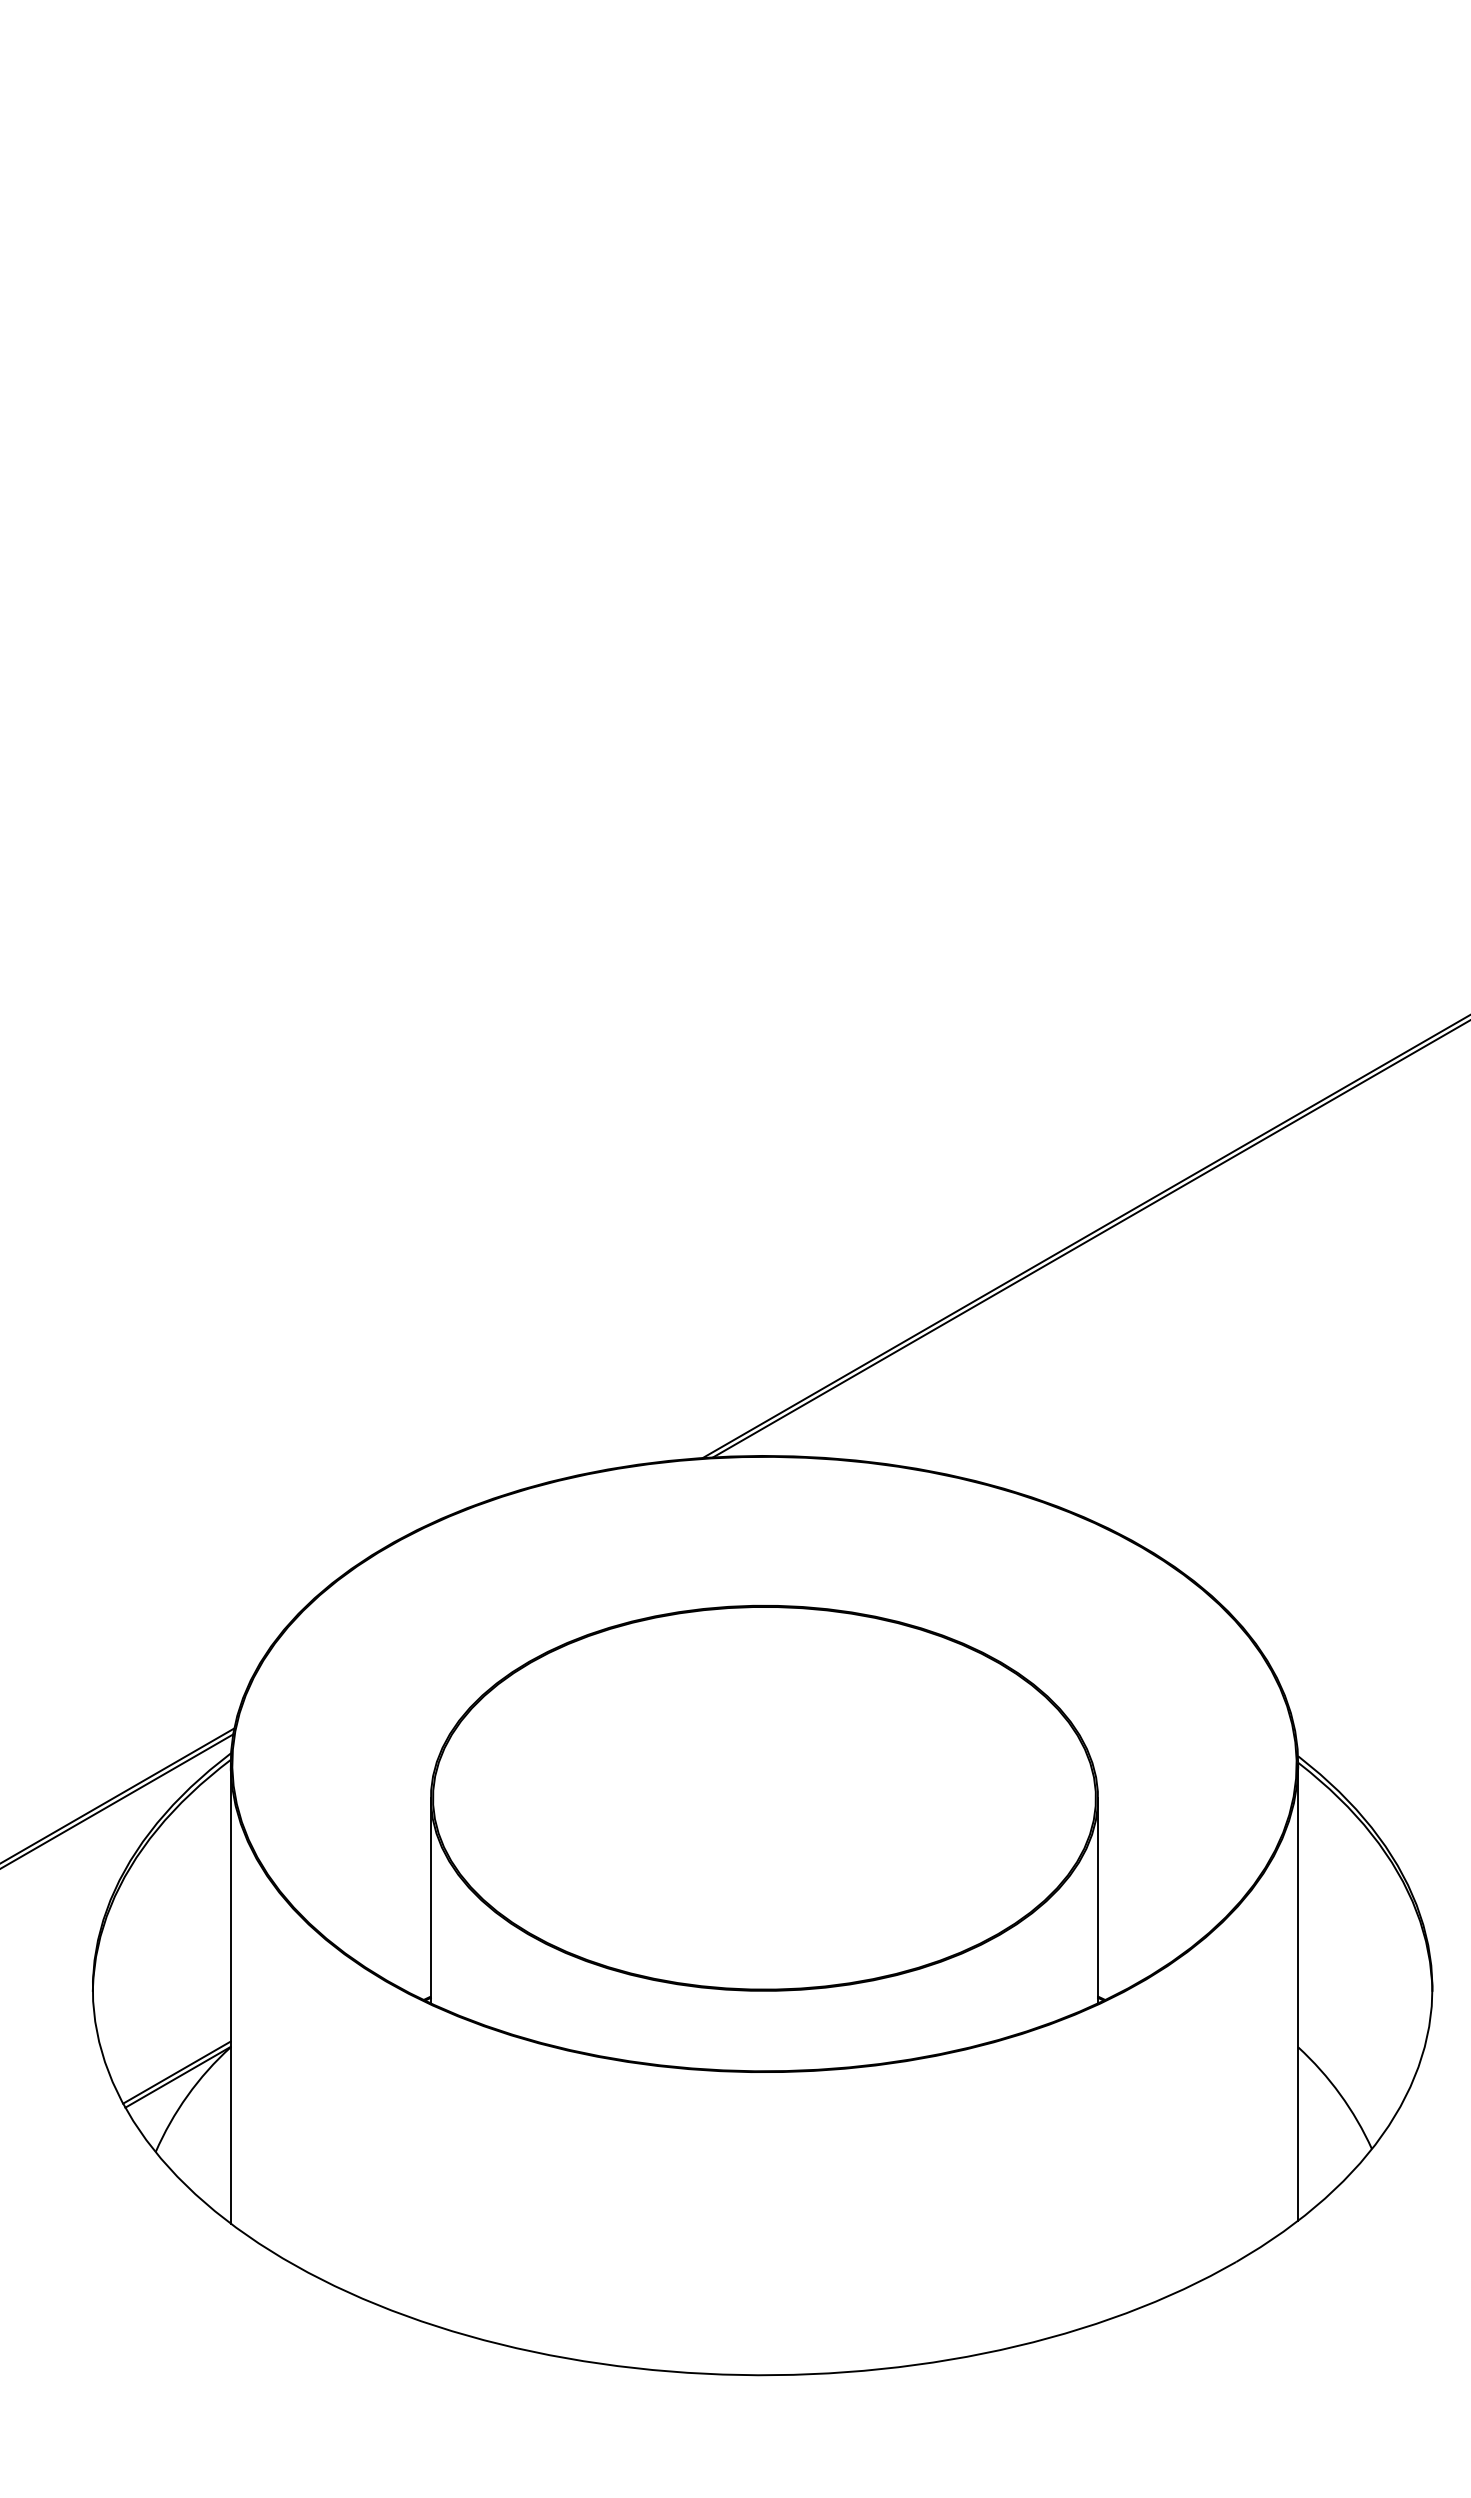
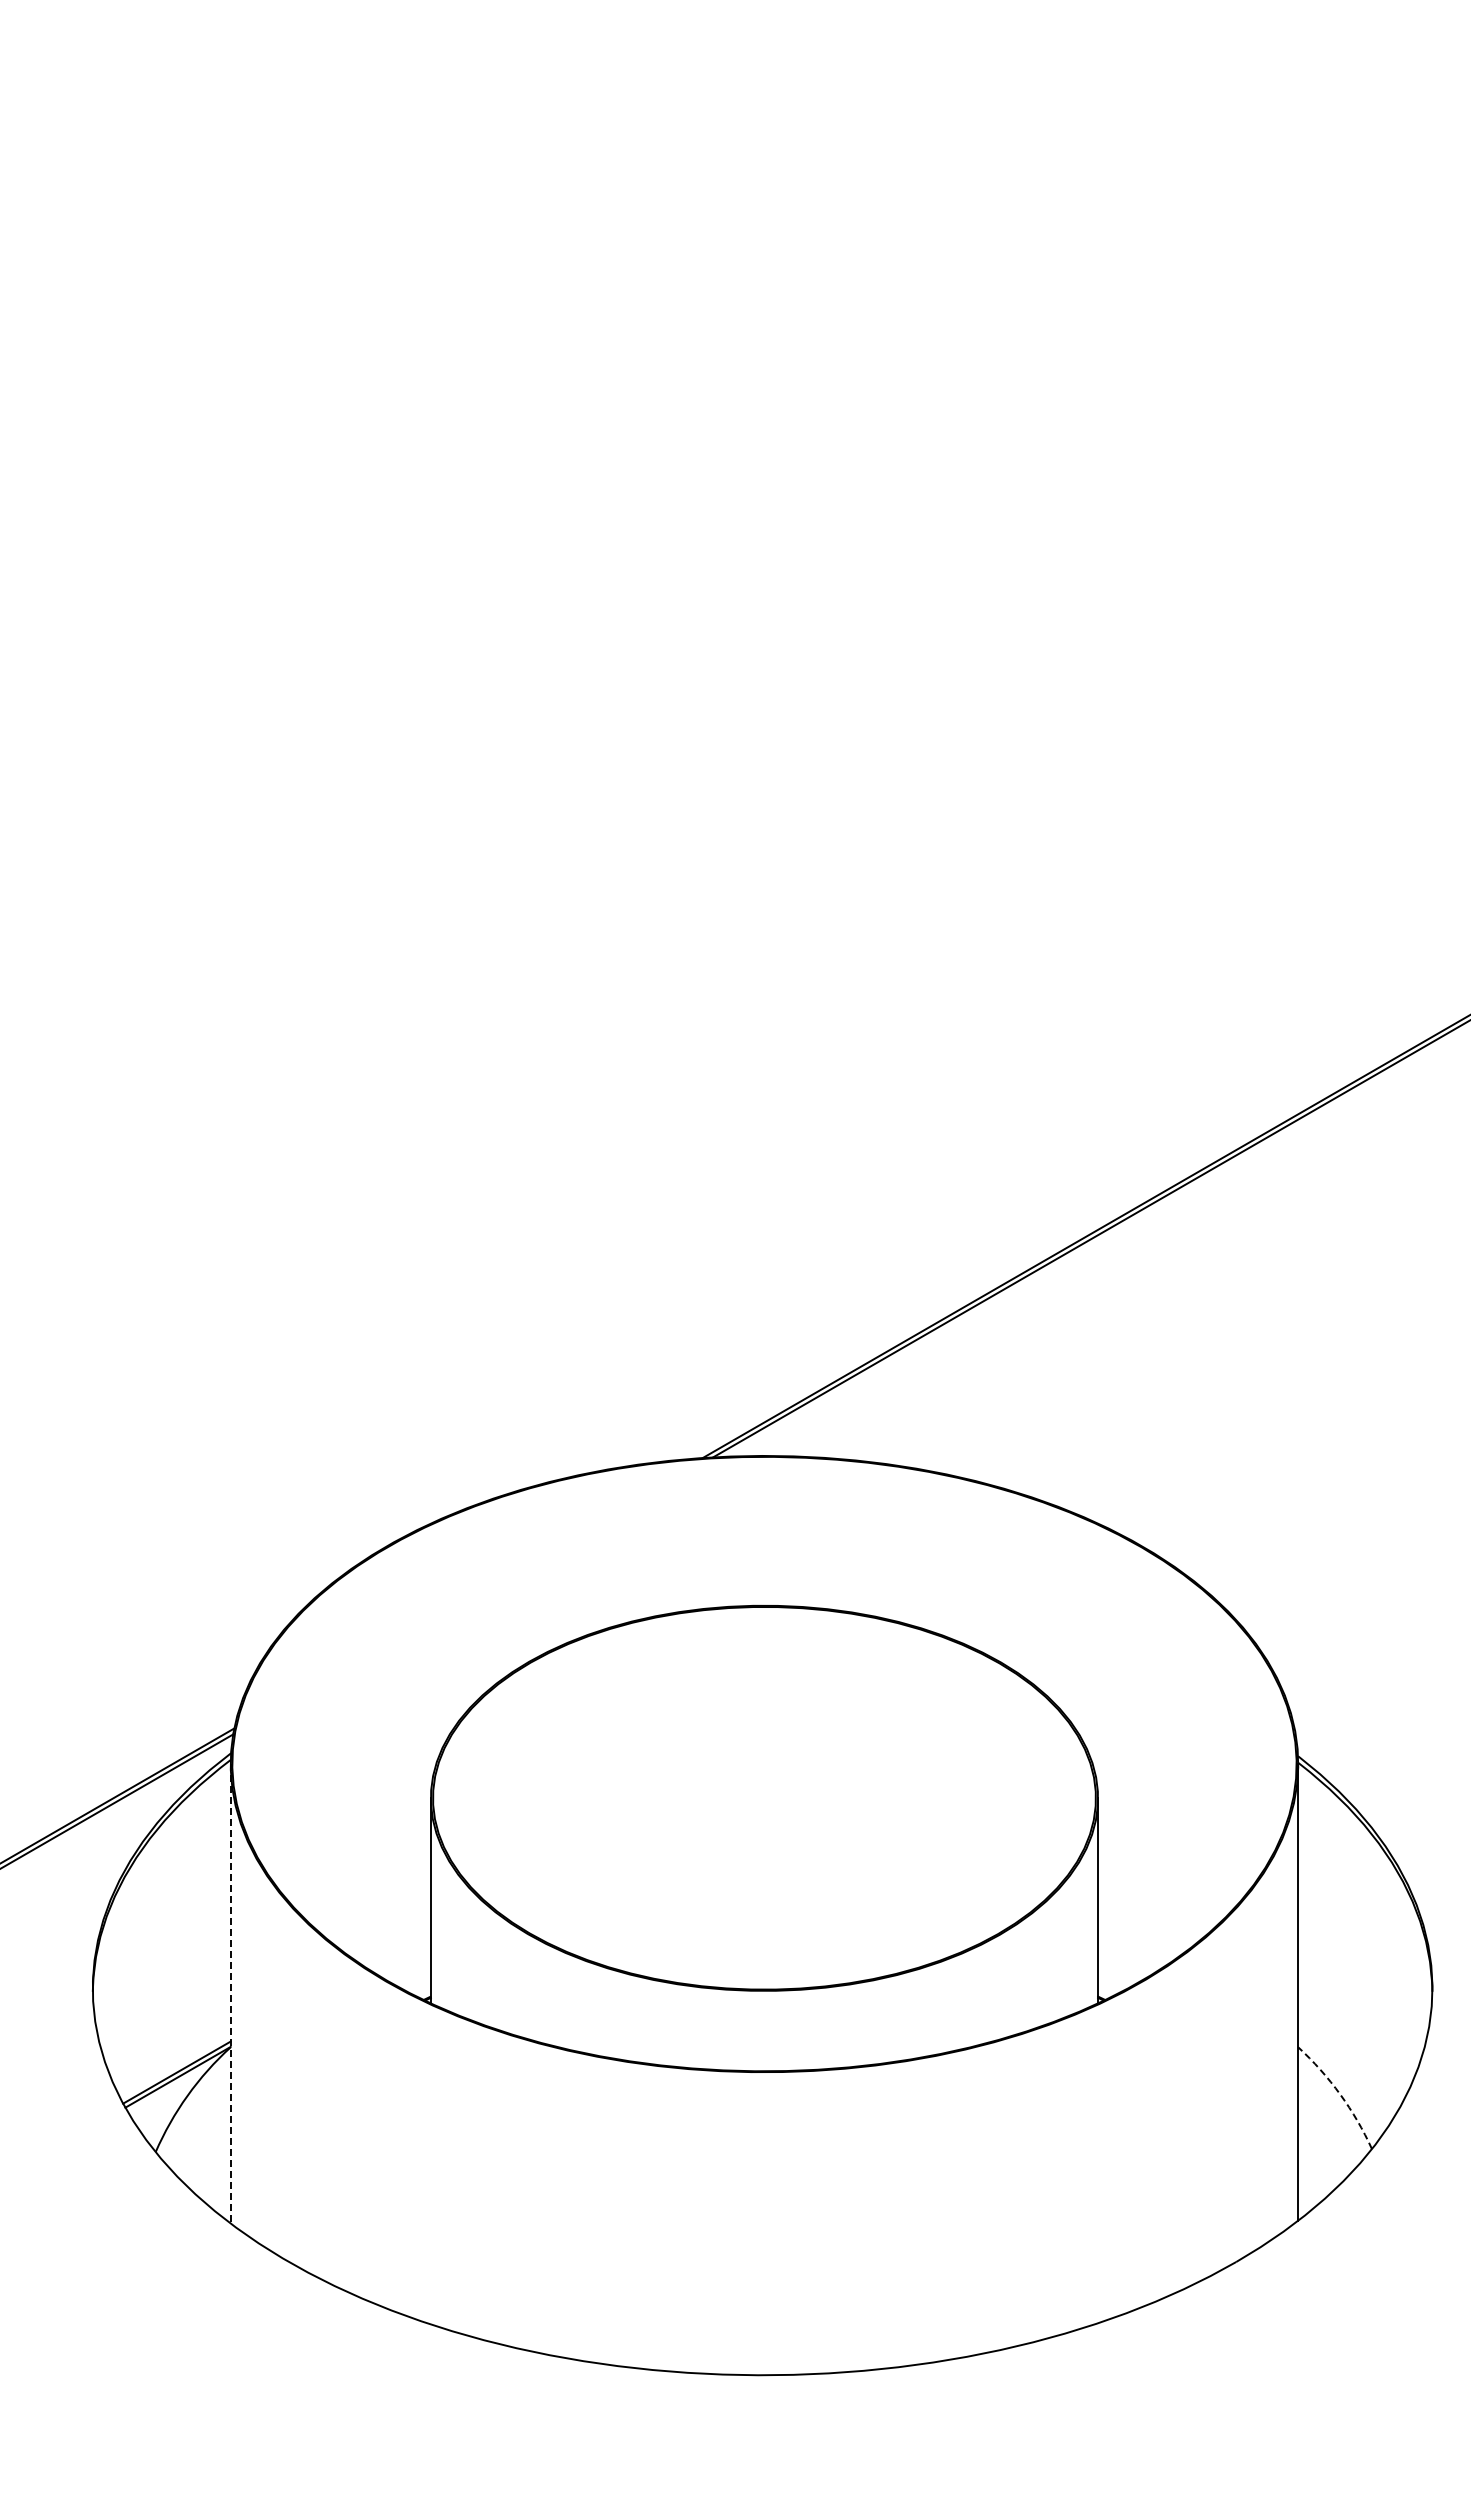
line: solid -> dashed (230, 1993)
arc: solid -> dashed (1340, 2094)
